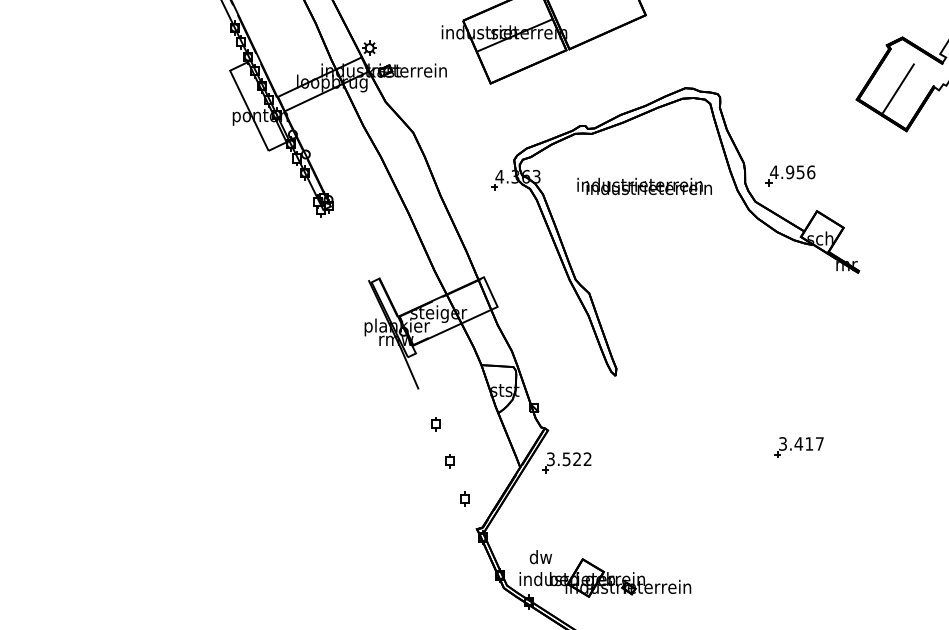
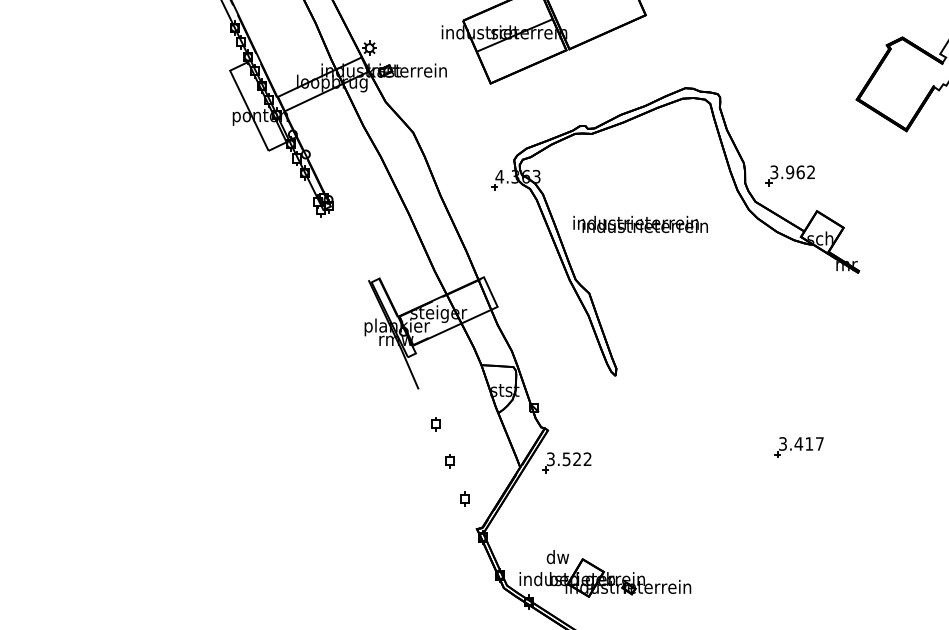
line: present -> none (898, 88)
text: 4.956 -> 3.962 (792, 172)
text position: (644, 186) -> (640, 224) (640, 224)
text position: (540, 557) -> (557, 557) (557, 557)
